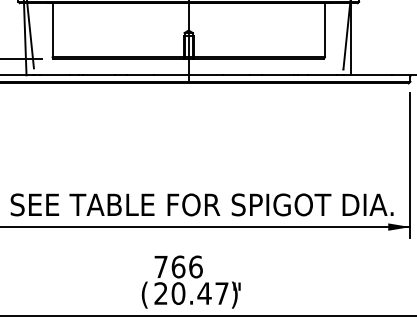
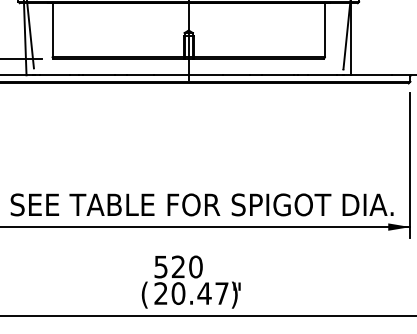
text: 766 -> 520 (178, 266)
